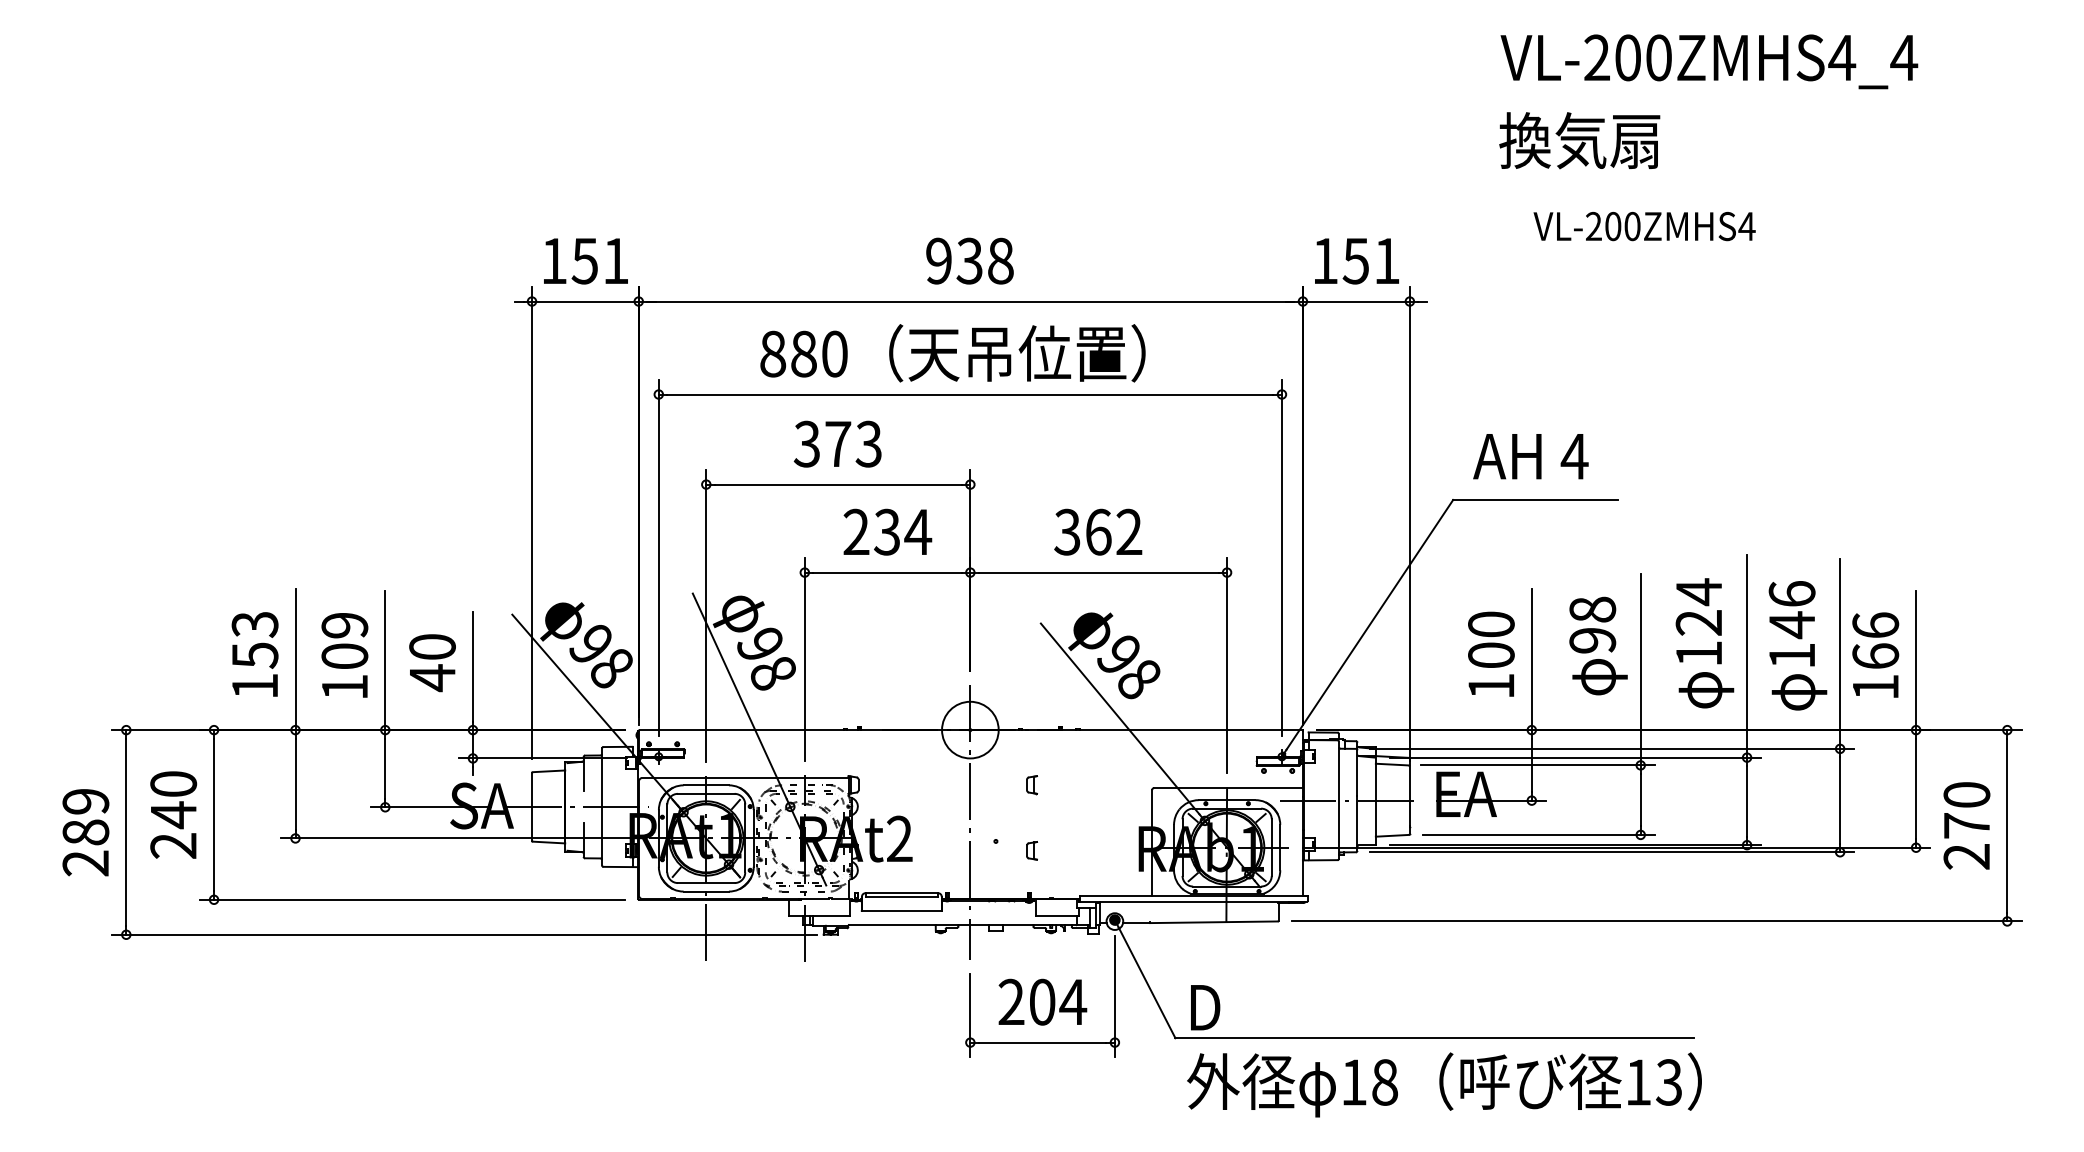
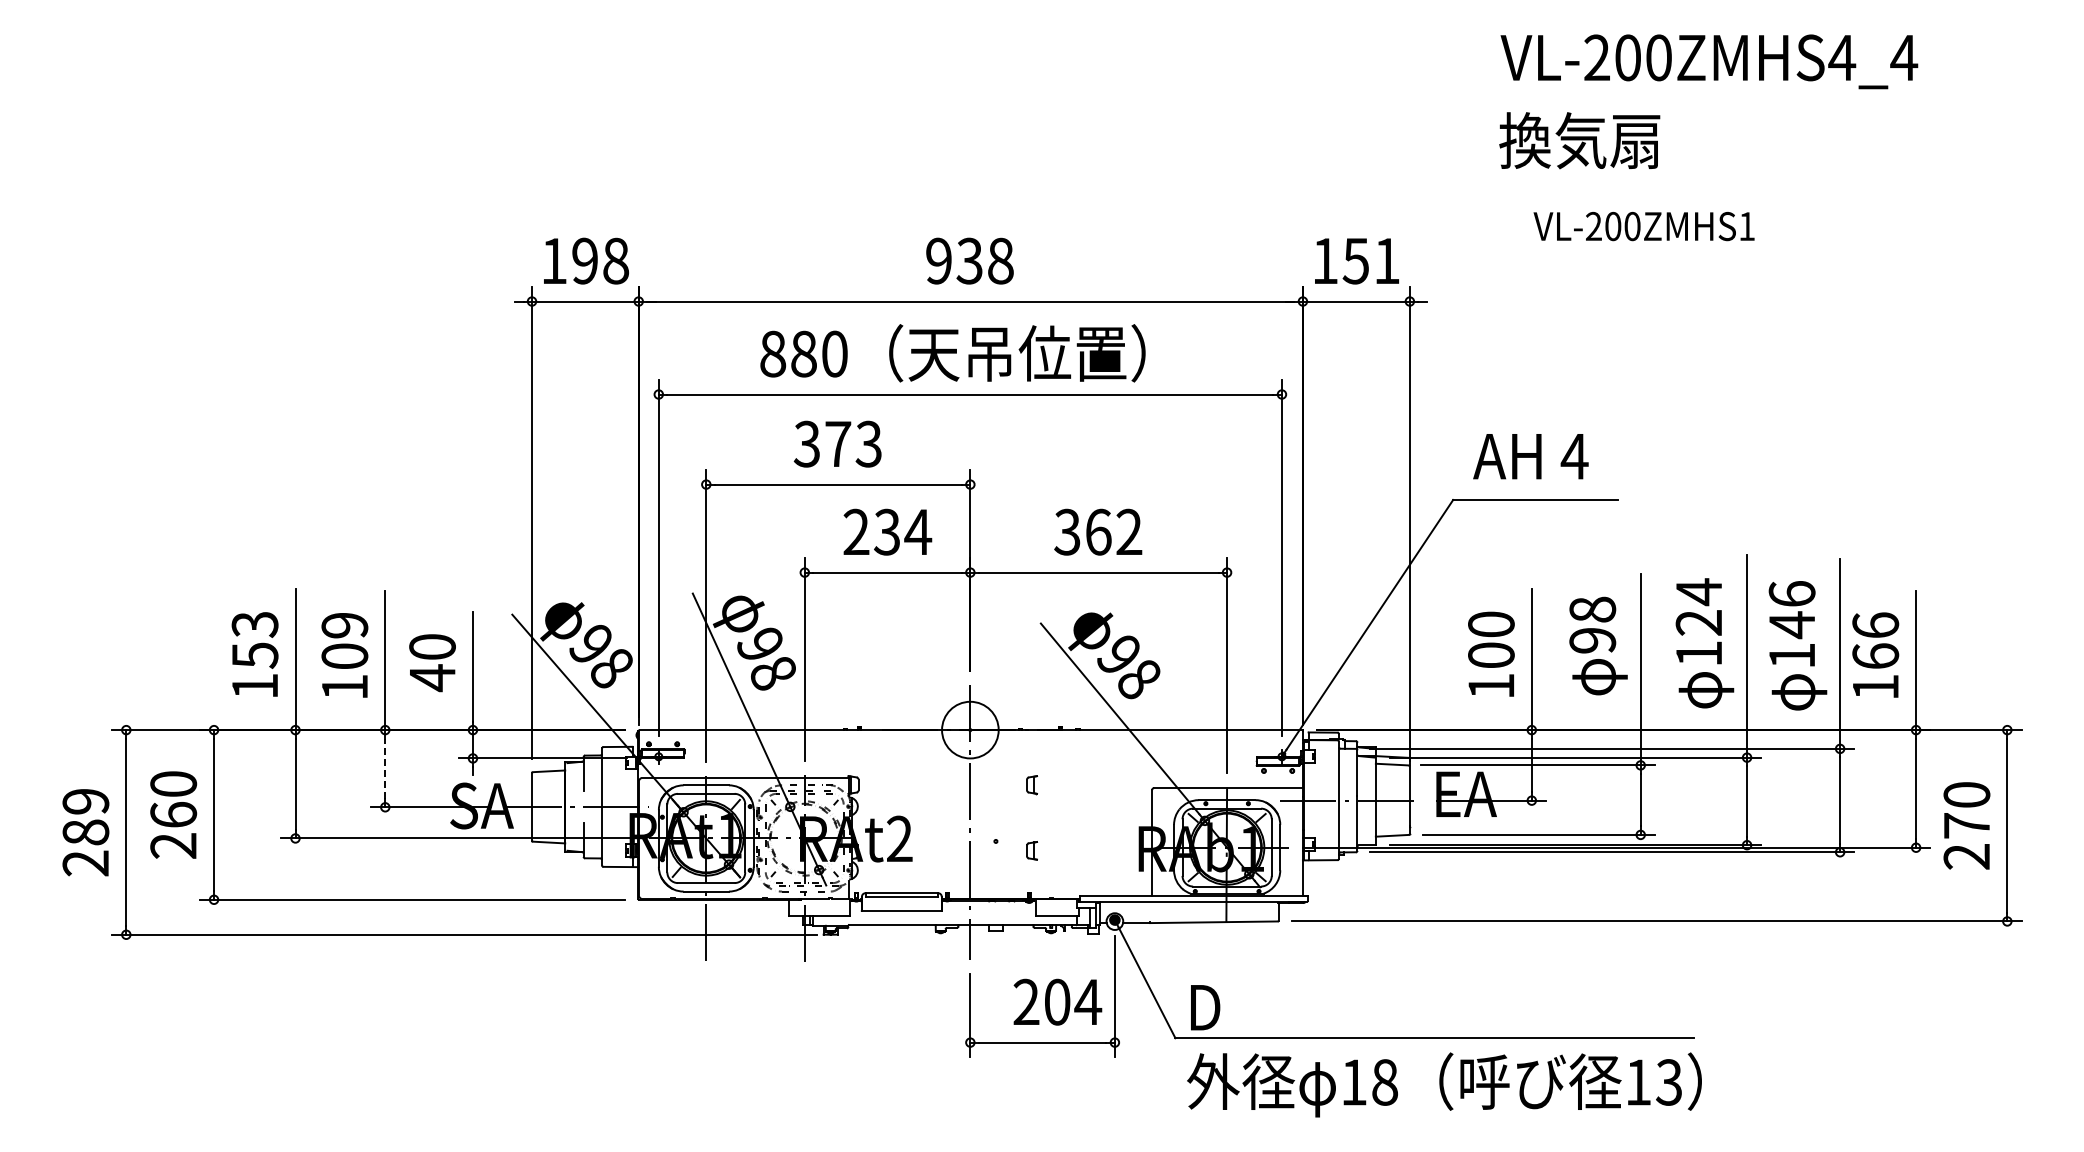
text: VL-200ZMHS4 -> VL-200ZMHS1 (1746, 226)
text: 151 -> 198 (600, 260)
line: solid -> dashed (385, 768)
text: 240 -> 260 (173, 815)
text position: (1042, 1001) -> (1057, 1001) (1057, 1001)
